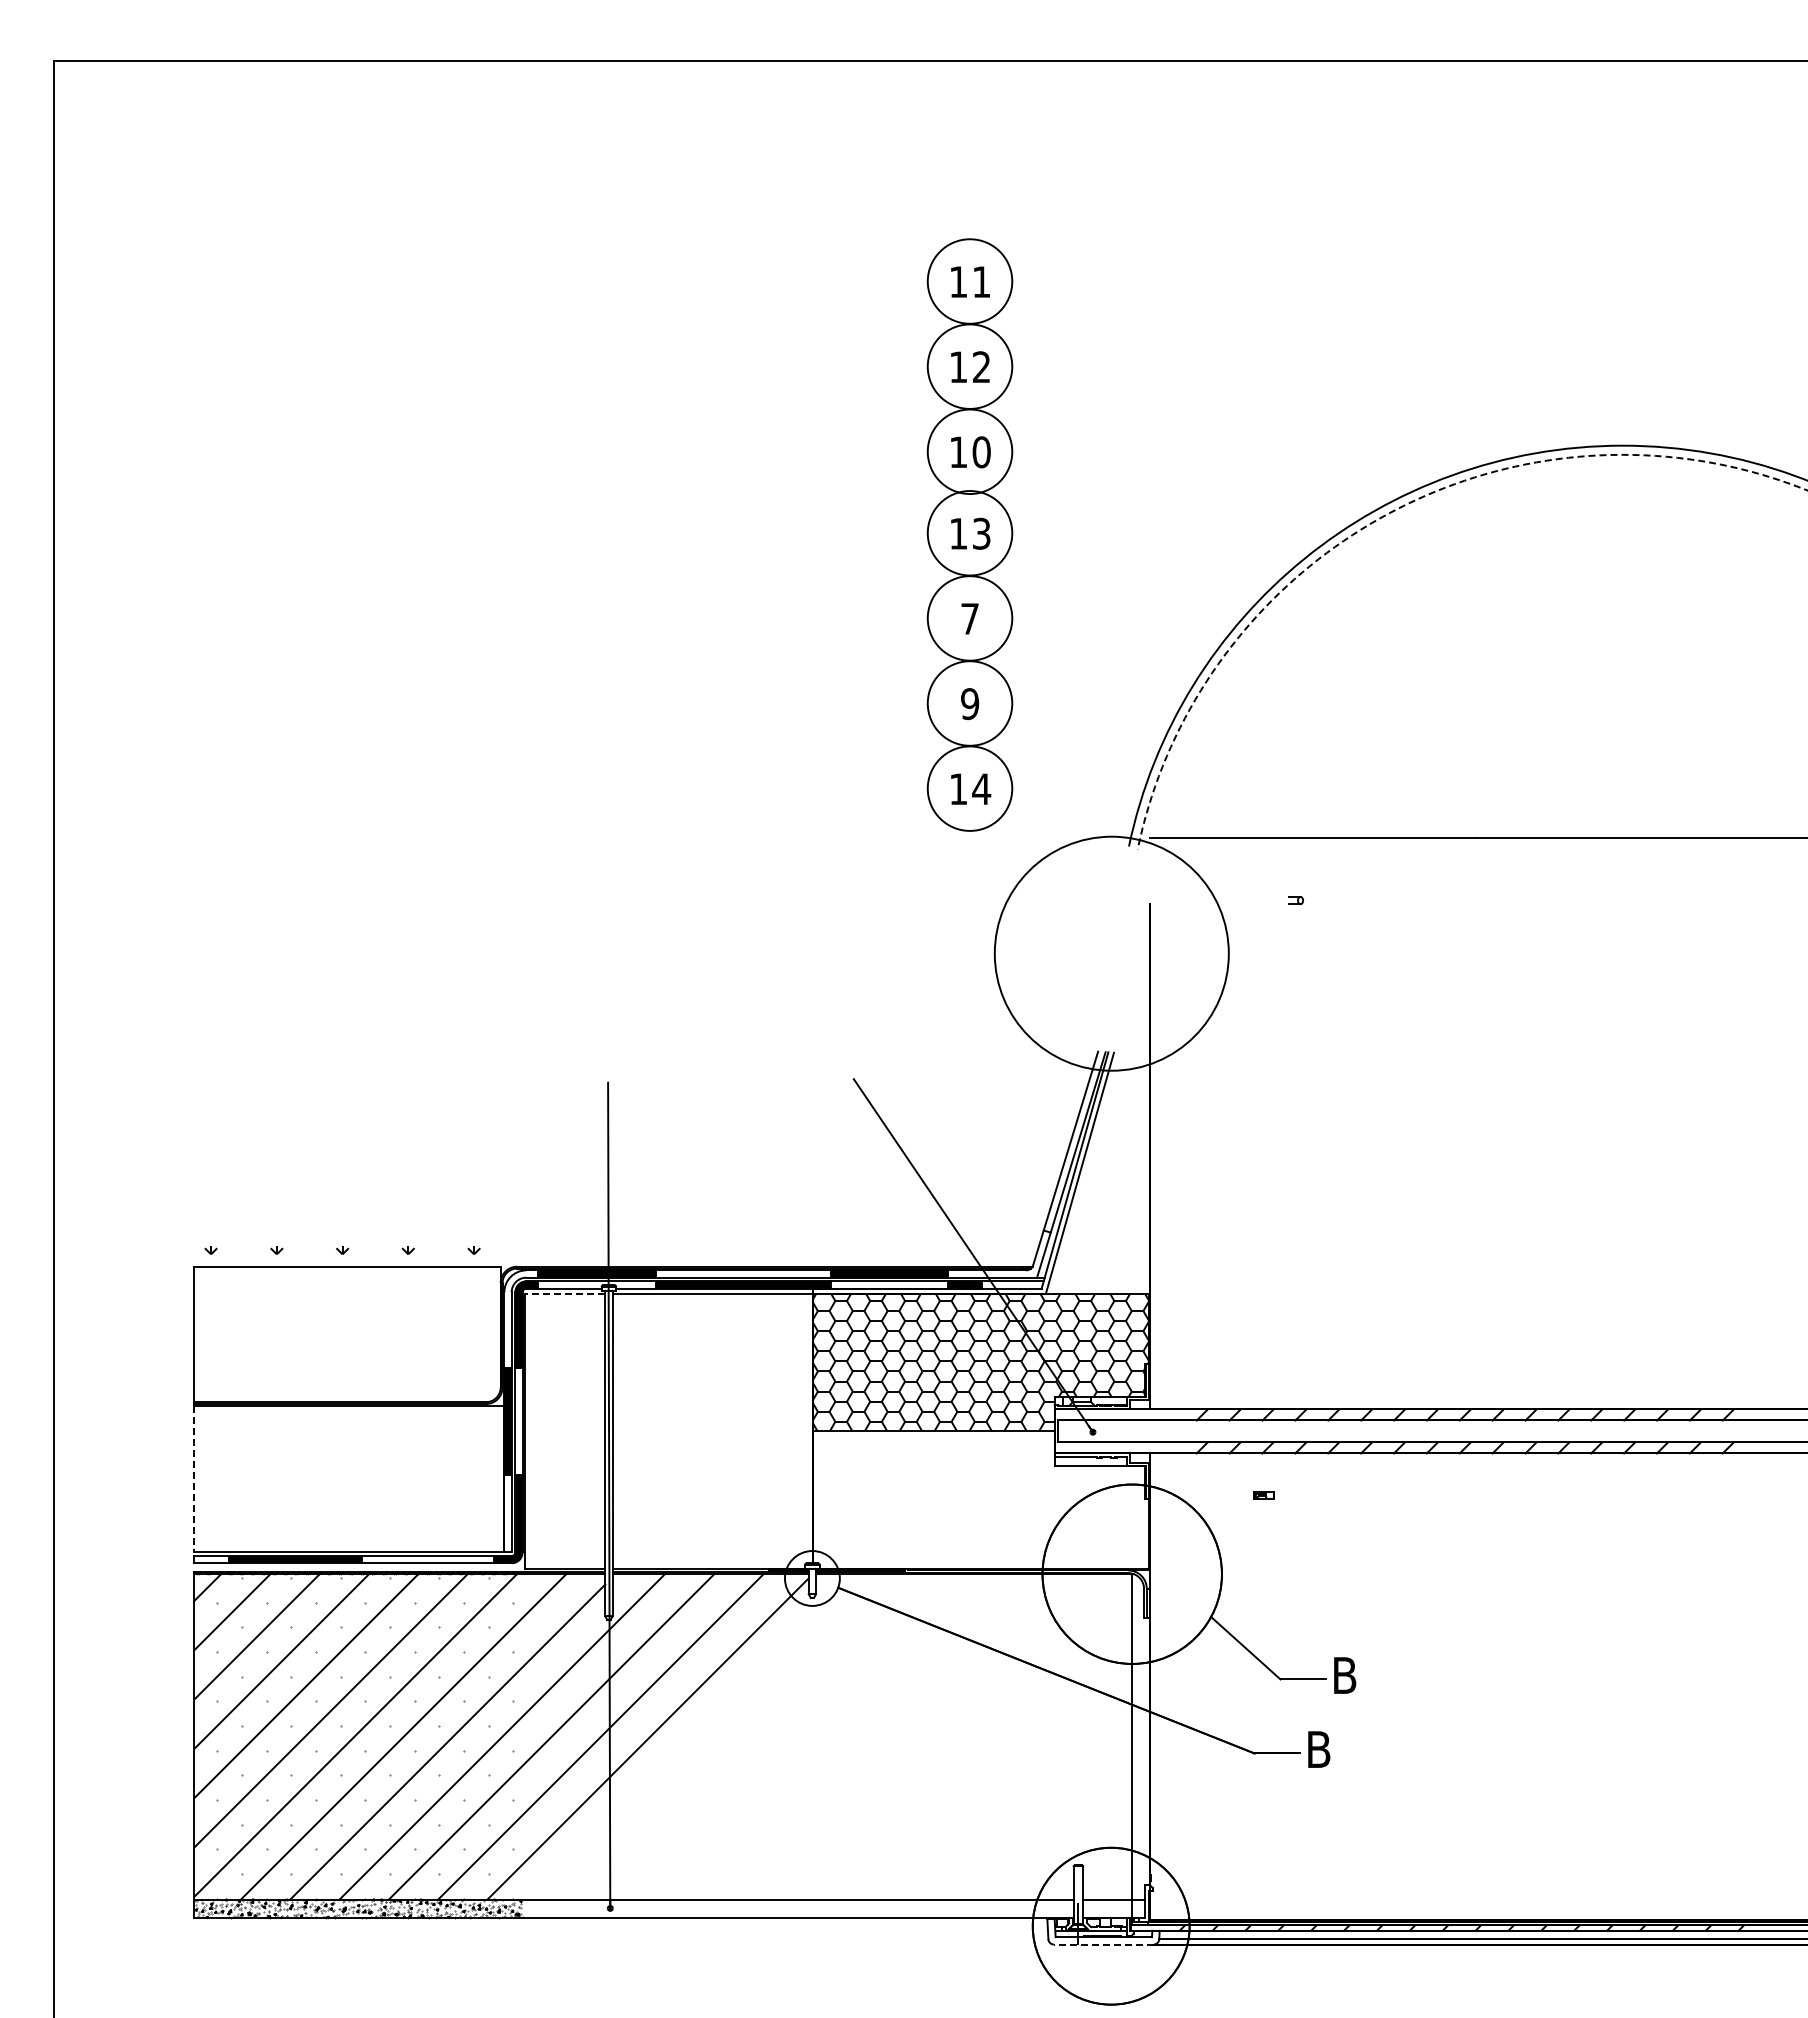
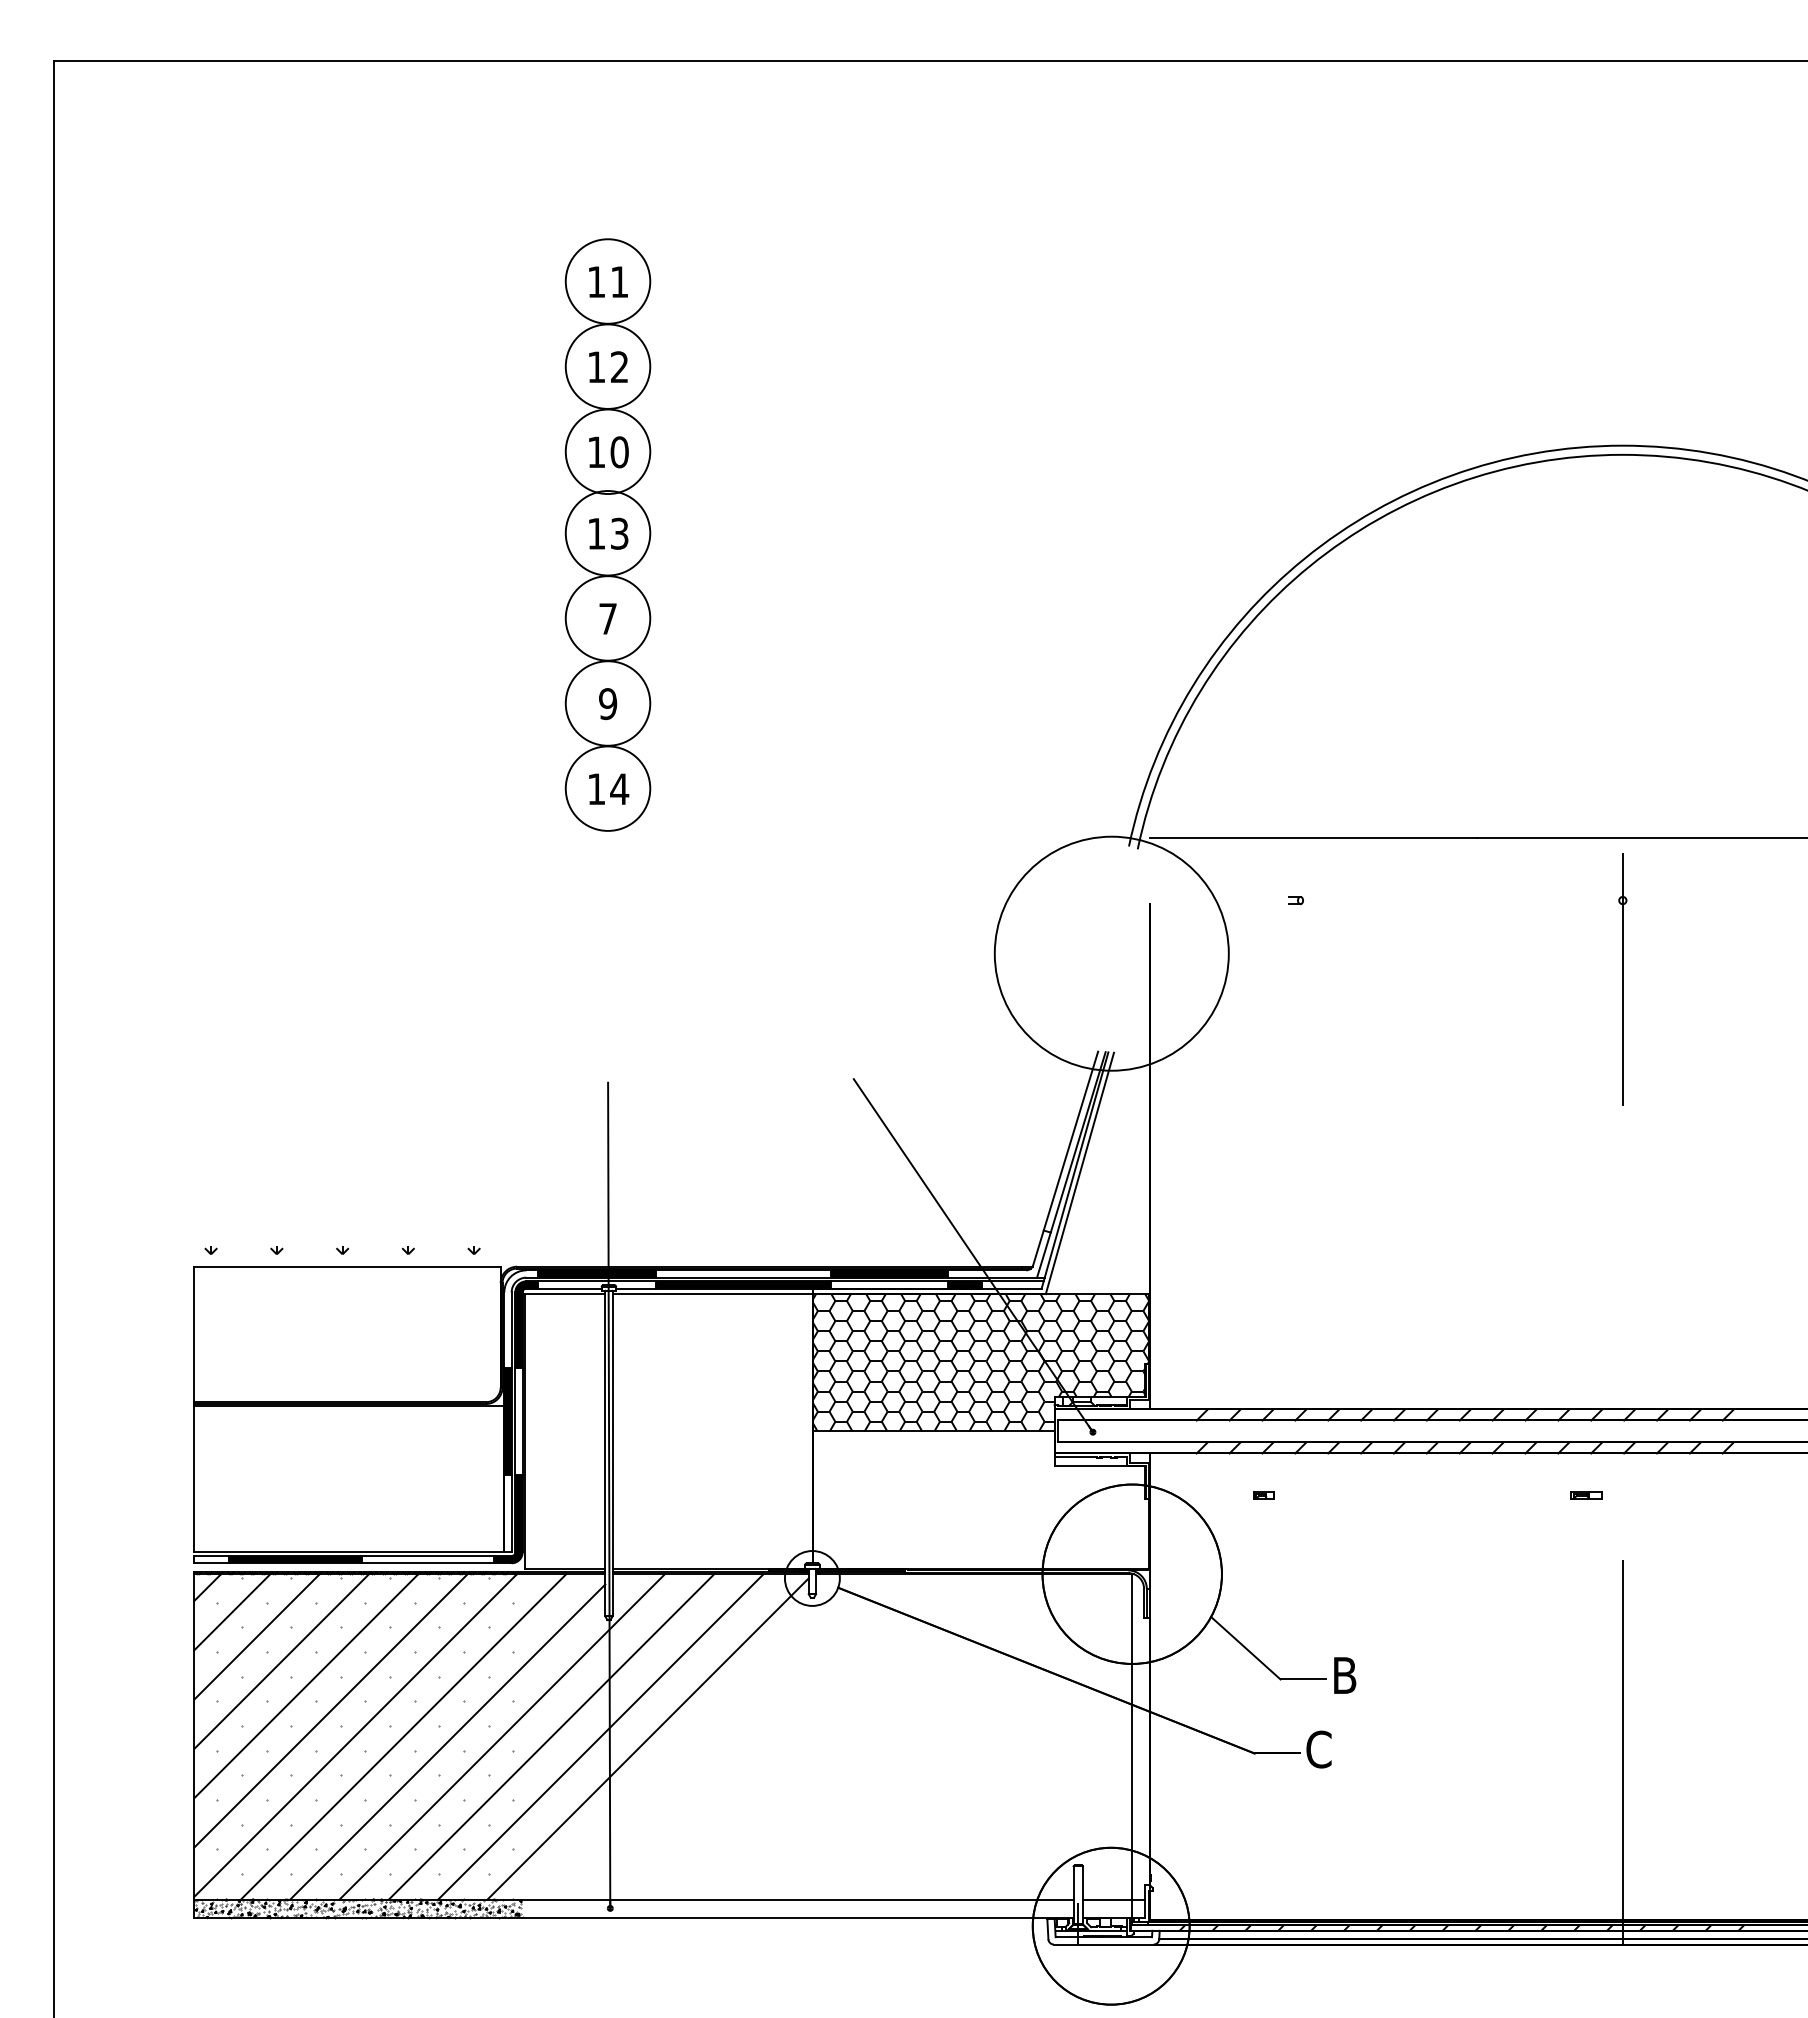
arc: dashed -> solid (1390, 512)
part position: (969, 534) -> (607, 534) (607, 534)
part: none -> present (1622, 979)
line: dashed -> solid (564, 1294)
line: dashed -> solid (194, 1479)
part: none -> present (1586, 1495)
text: B -> C (1318, 1749)
line: none -> present (1622, 1752)
line: dashed -> solid (1103, 1944)
